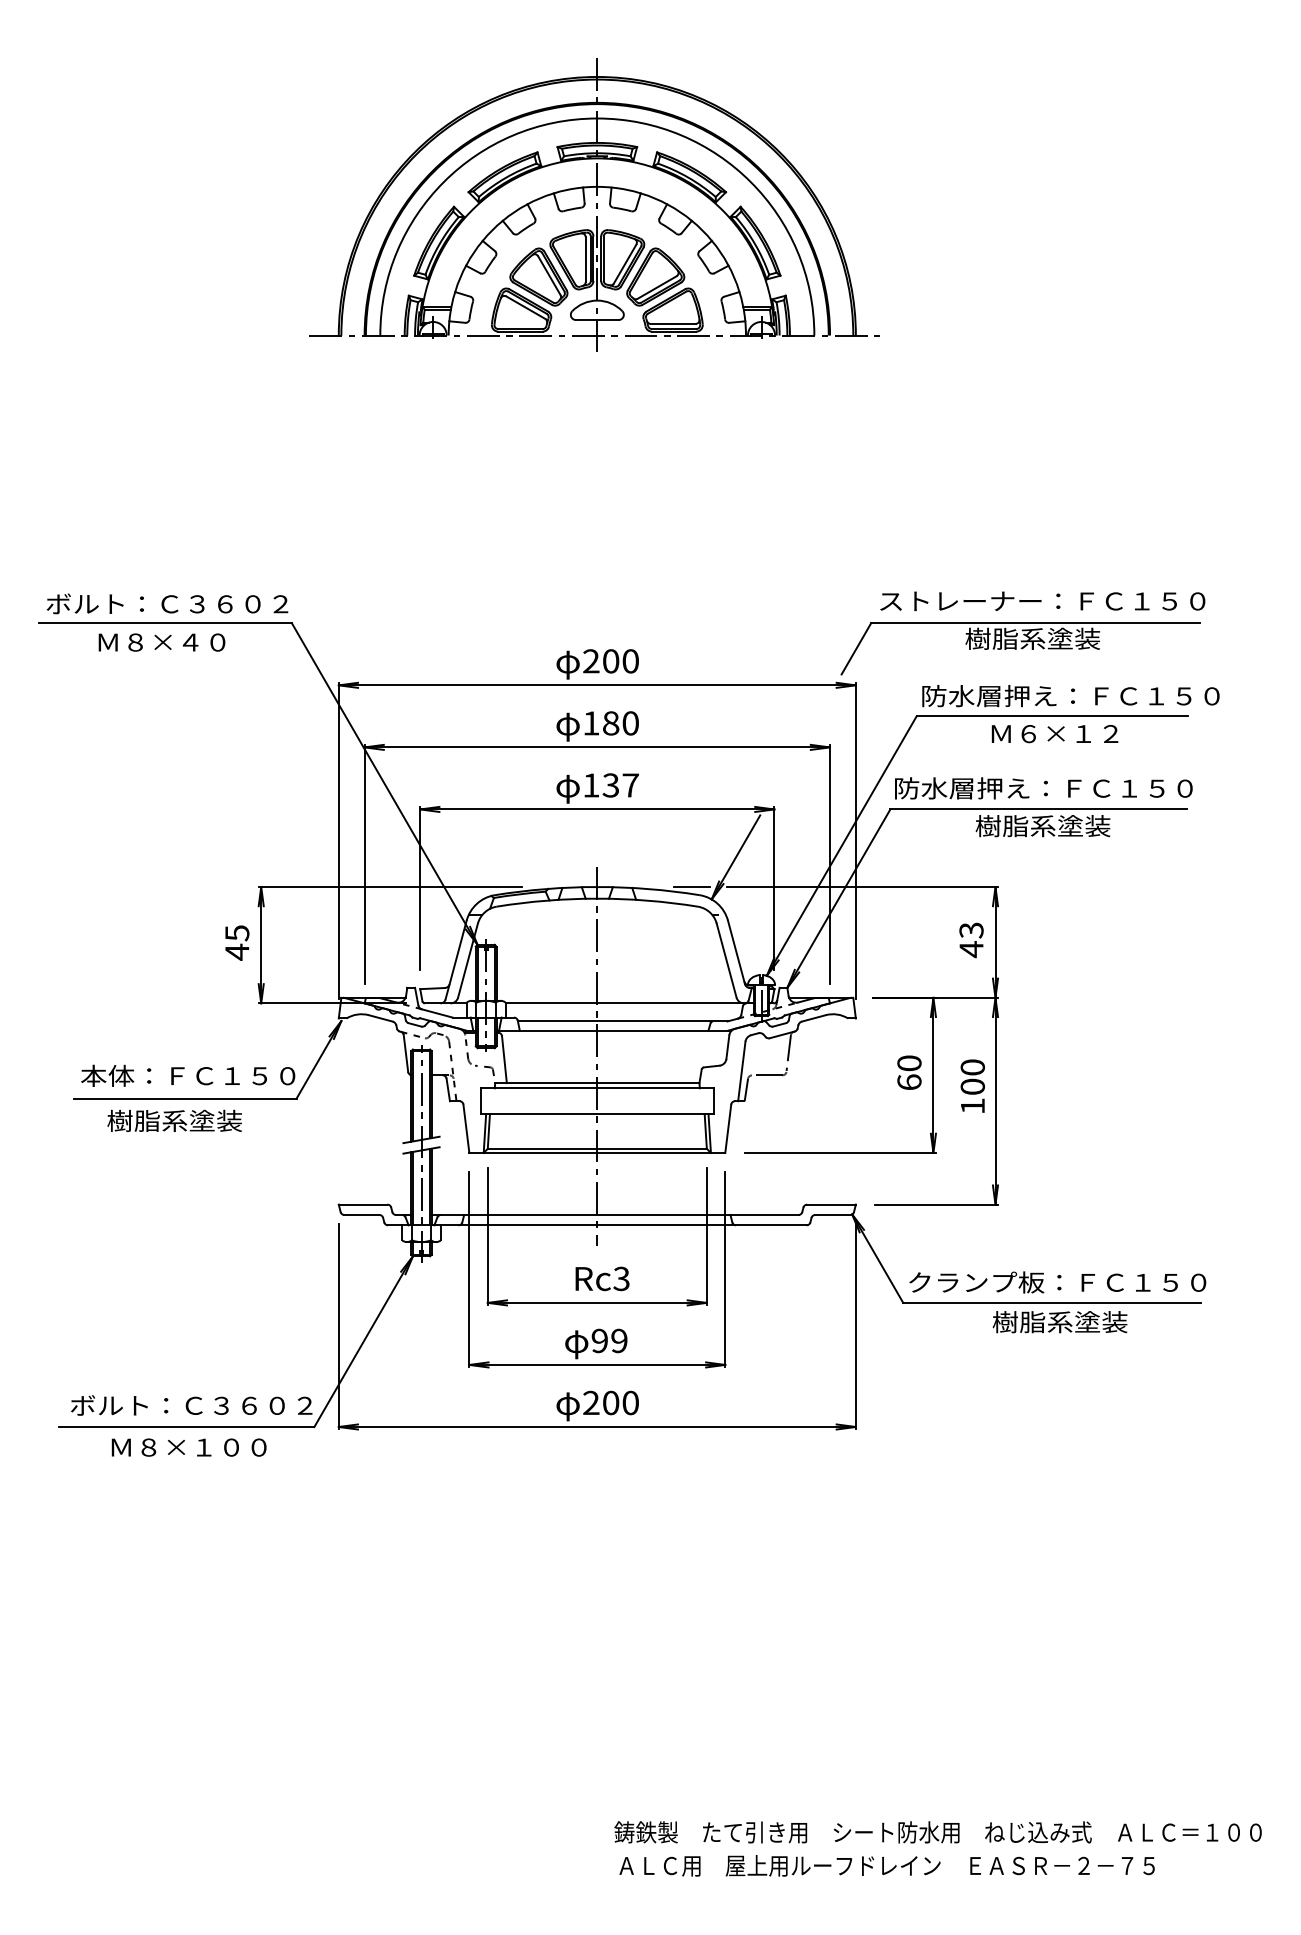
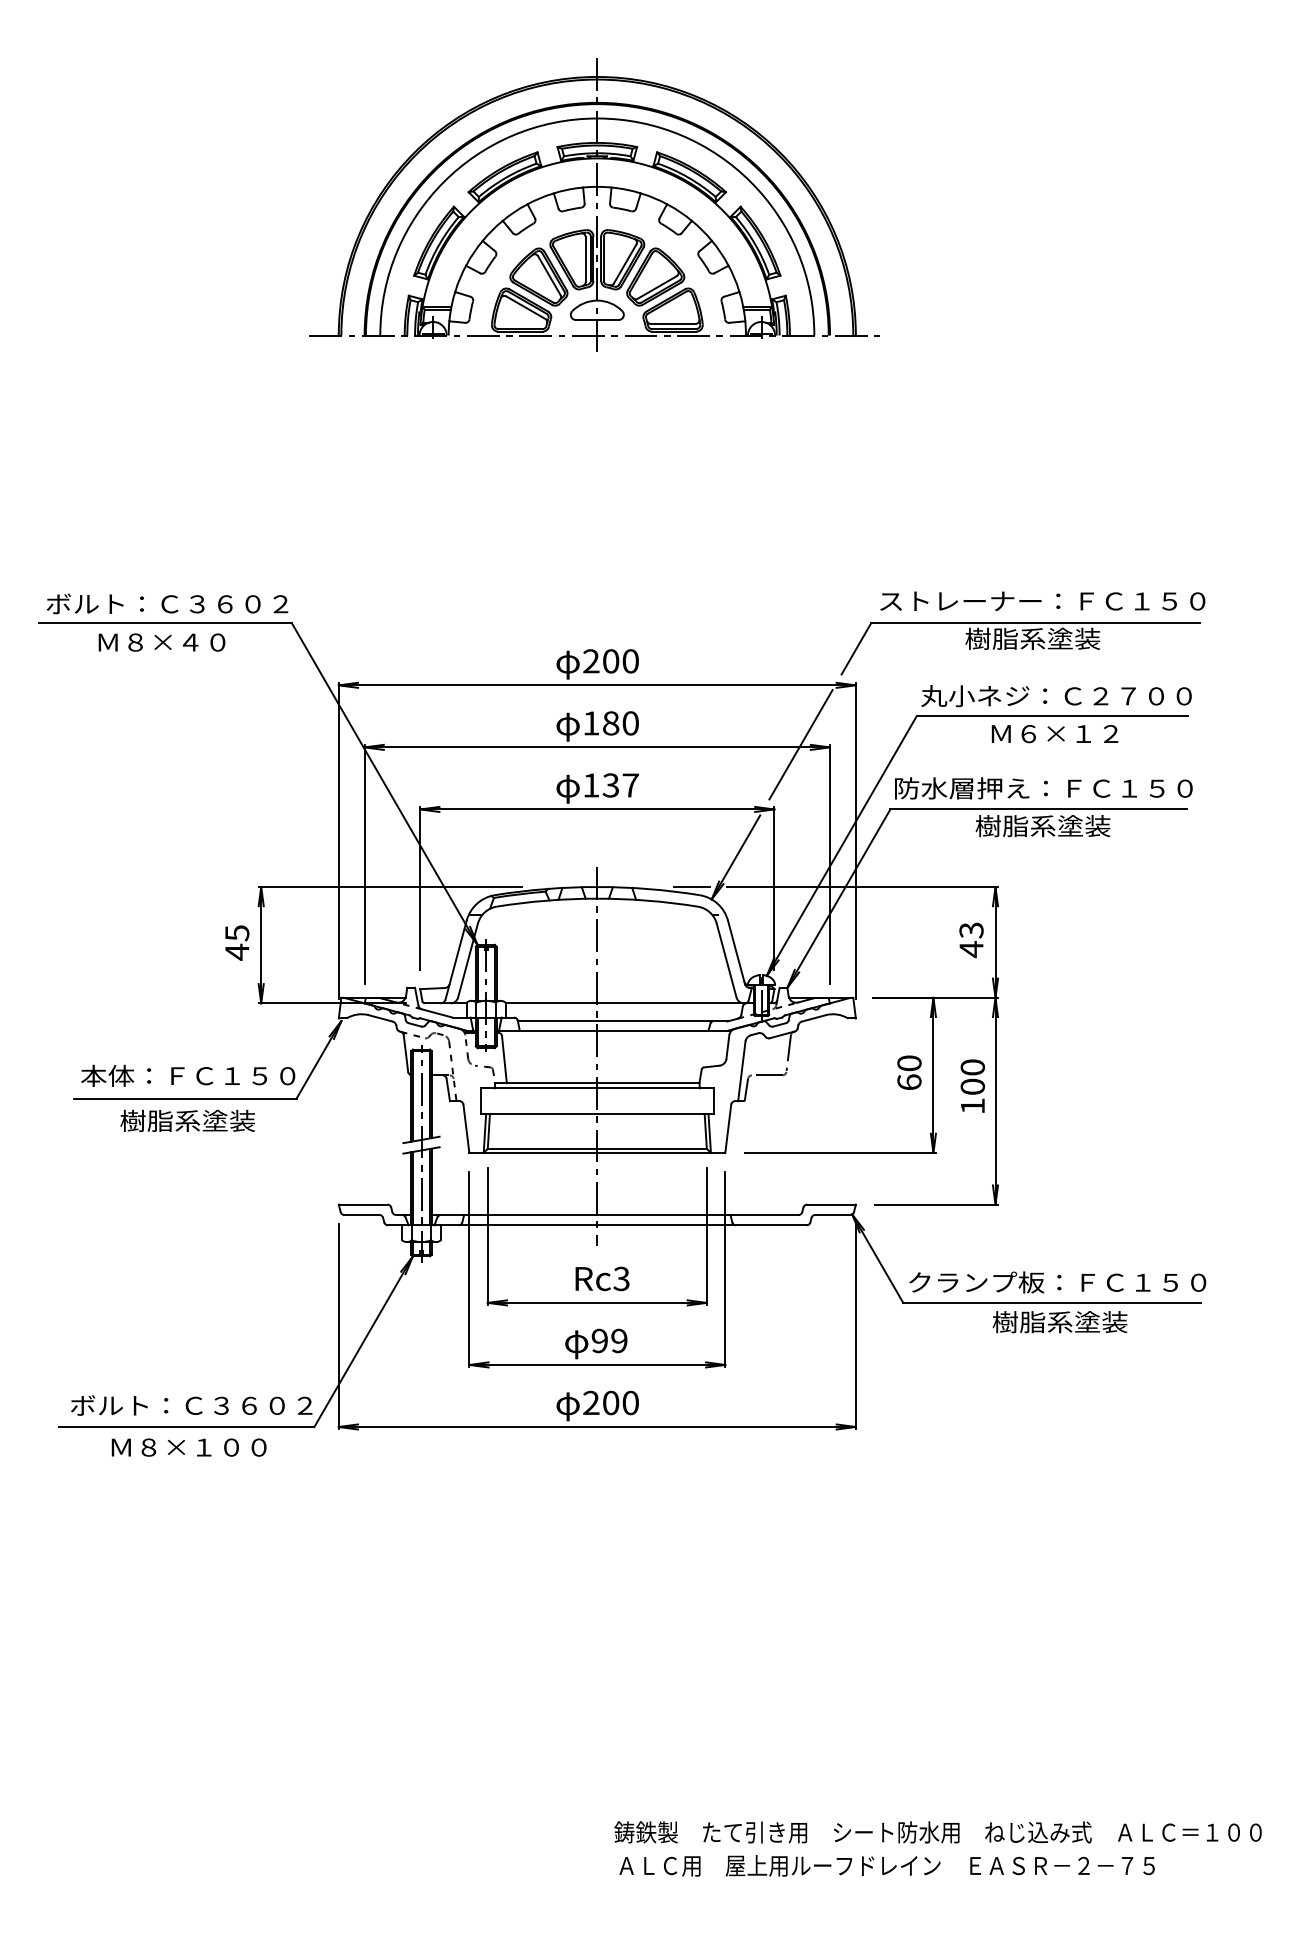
text: 防水層押え：ＦＣ１５０ -> 丸小ネジ：Ｃ２７００ (1070, 696)
line: none -> present (800, 744)
text position: (174, 1120) -> (187, 1120) (187, 1120)
